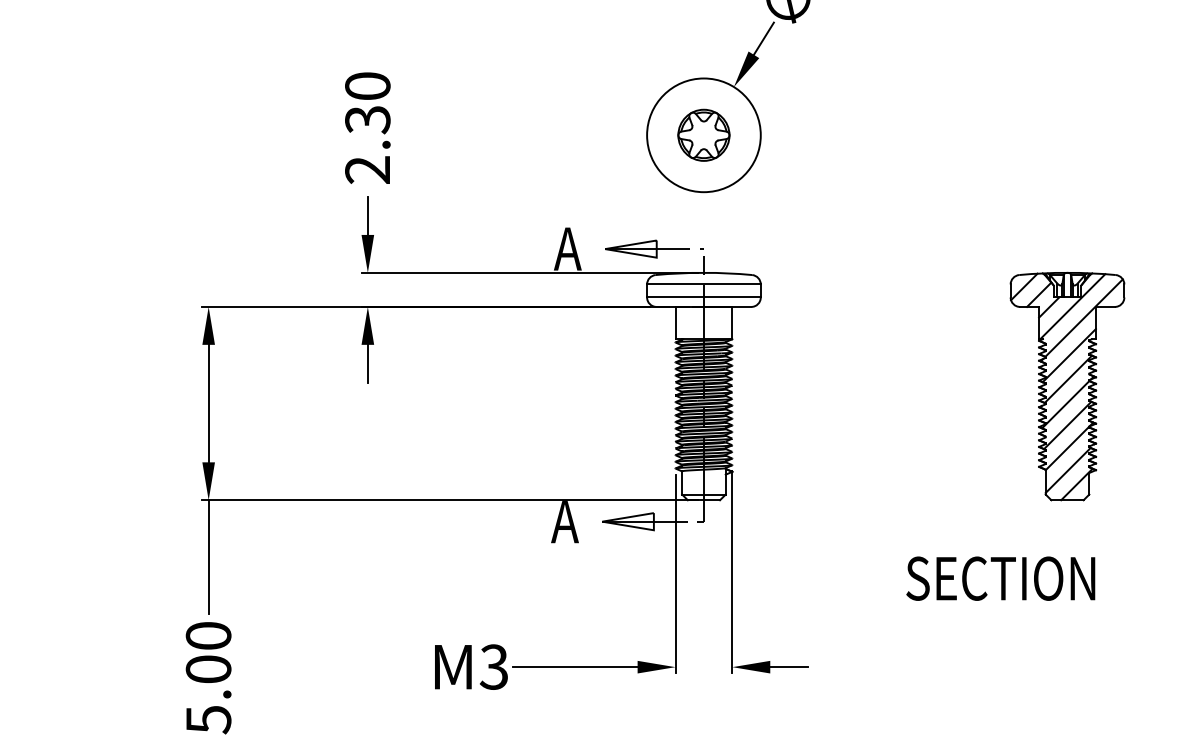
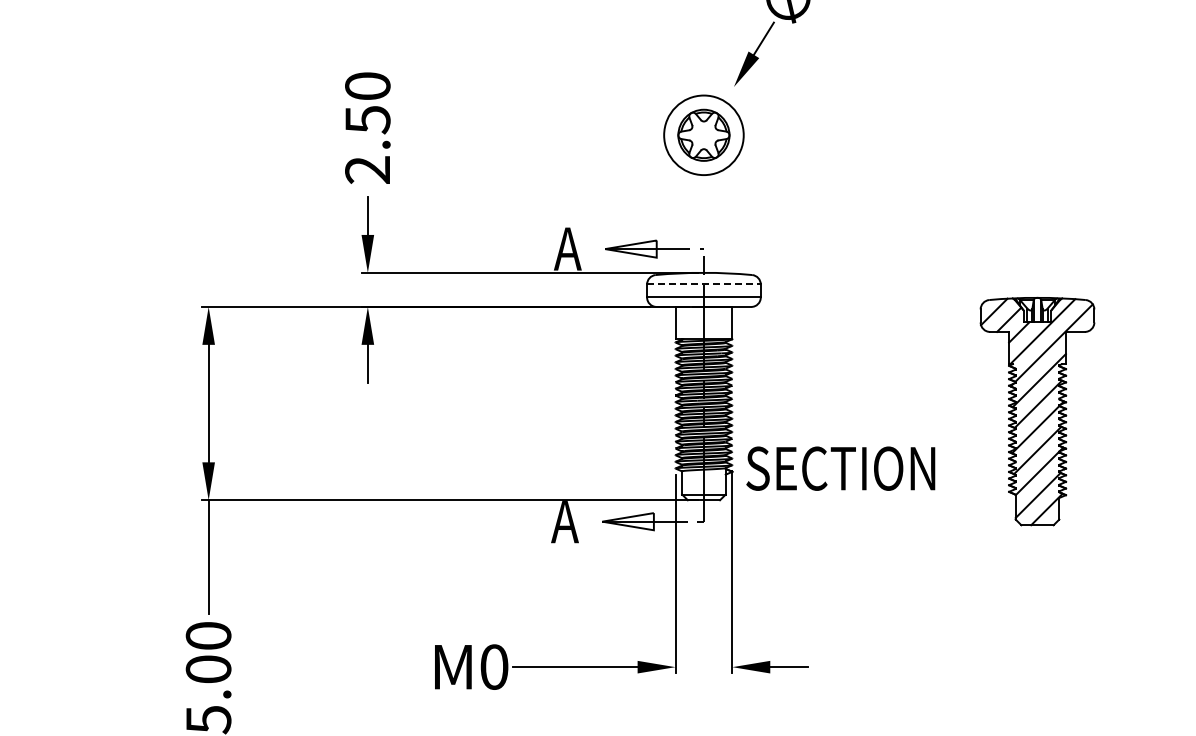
text: 2.30 -> 2.50 (367, 120)
circle diameter: 114 px -> 80 px (703, 135)
line: solid -> dashed (703, 284)
part position: (1067, 386) -> (1037, 411) (1037, 411)
text position: (1000, 578) -> (840, 468) (840, 468)
text: M3 -> M0 (493, 666)
